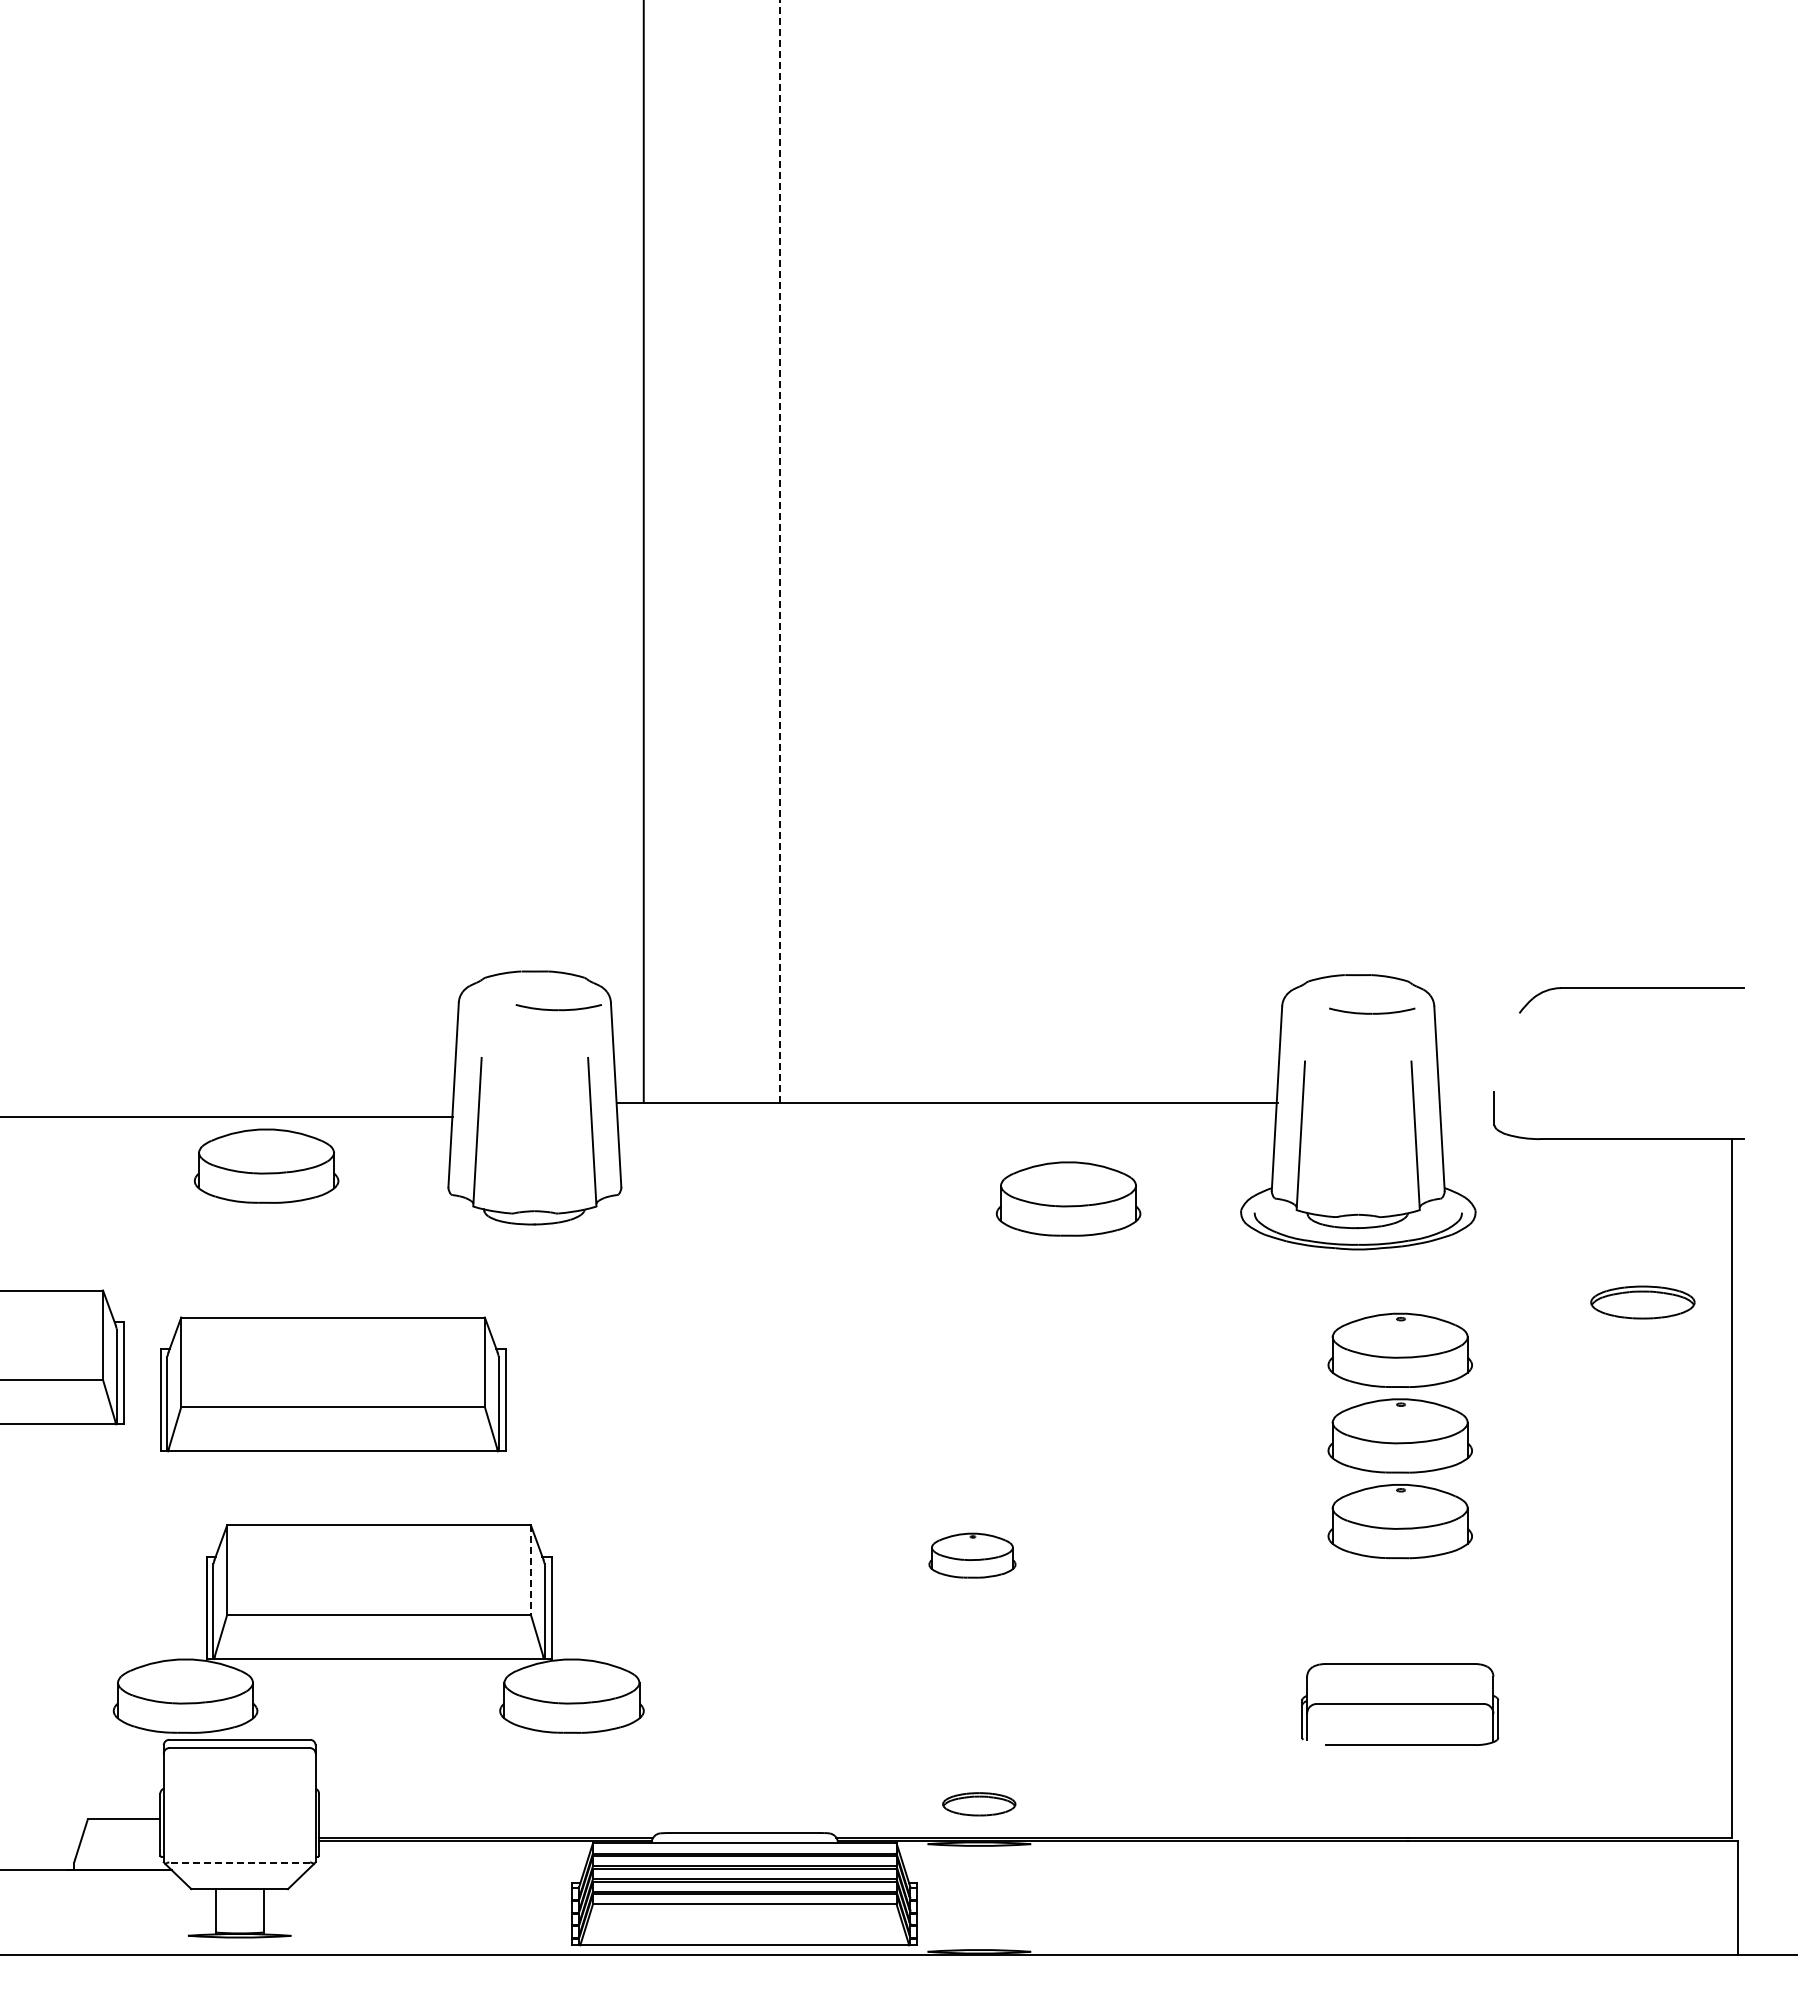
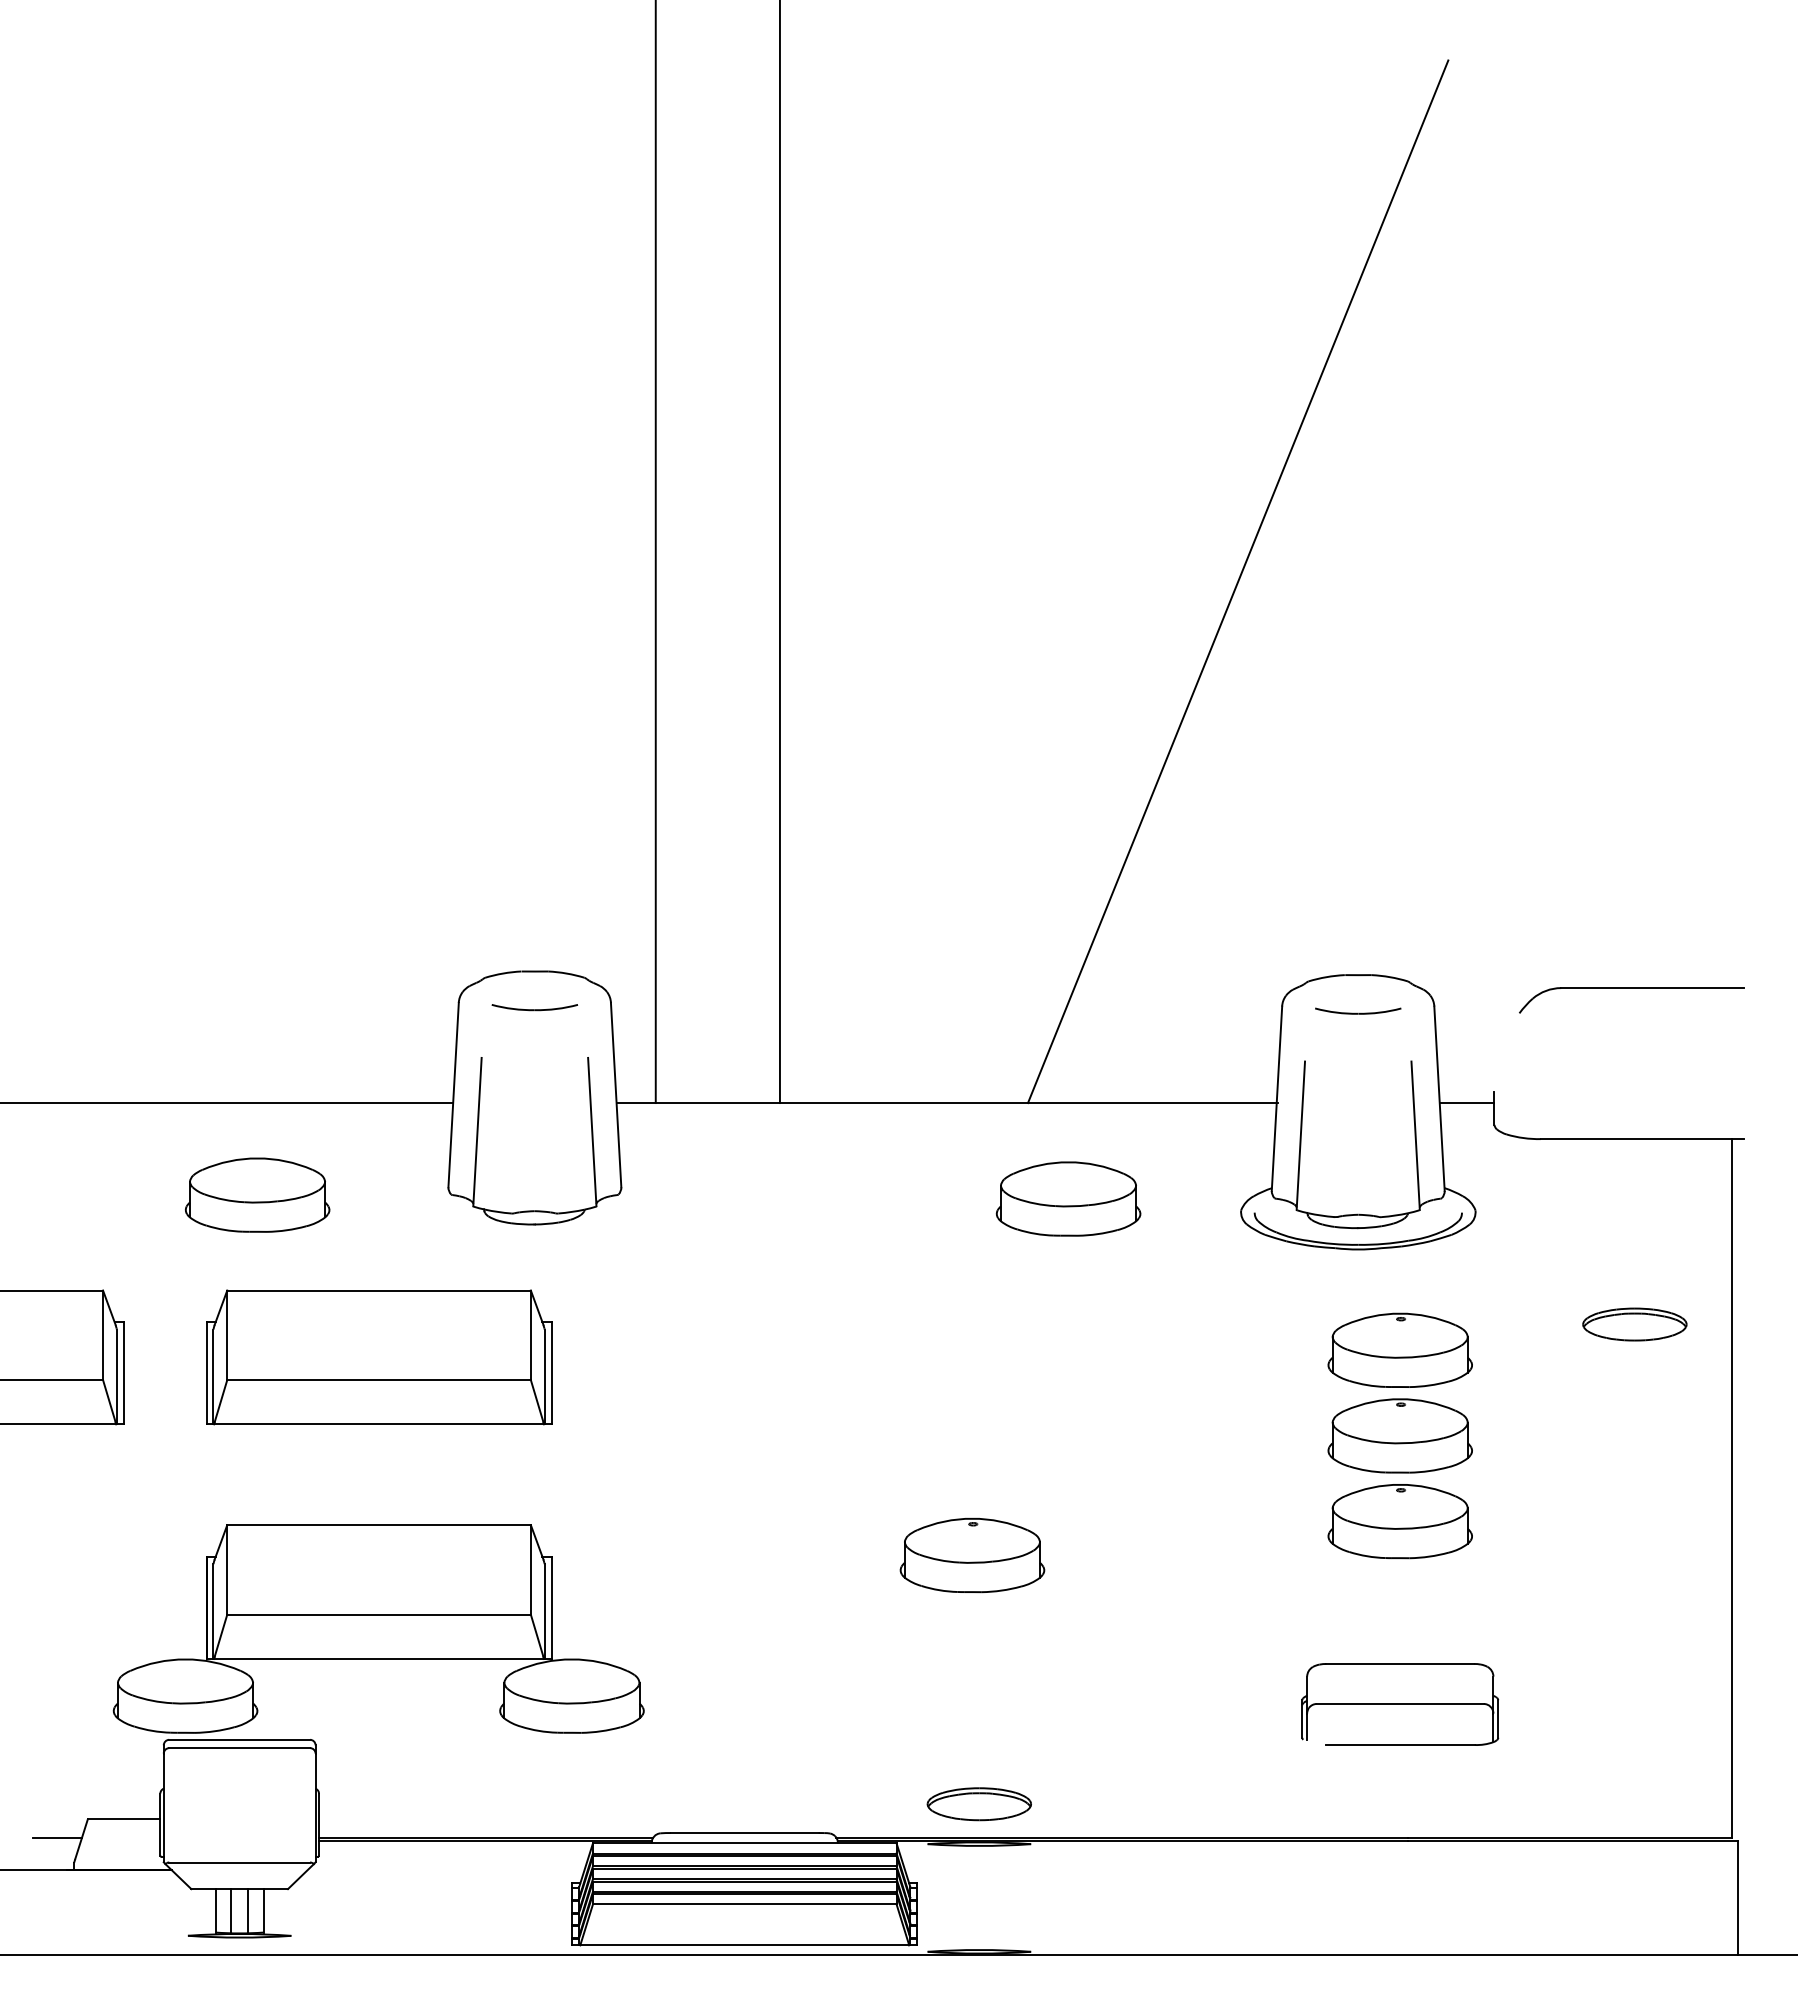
line: dashed -> solid (779, 551)
line position: (643, 552) -> (655, 552) (655, 552)
line: none -> present (1238, 581)
part position: (558, 1007) -> (534, 1007) (534, 1007)
part position: (1372, 1010) -> (1358, 1010) (1358, 1010)
line: none -> present (1467, 1103)
line position: (227, 1117) -> (227, 1103) (227, 1103)
part position: (266, 1165) -> (257, 1194) (257, 1194)
part position: (1642, 1302) -> (1634, 1324) (1634, 1324)
part position: (333, 1384) -> (379, 1357) (379, 1357)
part size: 89x47 px -> 147x76 px (972, 1555)
line: dashed -> solid (530, 1569)
part size: 75x25 px -> 106x35 px (978, 1804)
line: none -> present (57, 1837)
line: dashed -> solid (239, 1862)
line: none -> present (231, 1911)
line: none -> present (247, 1911)
